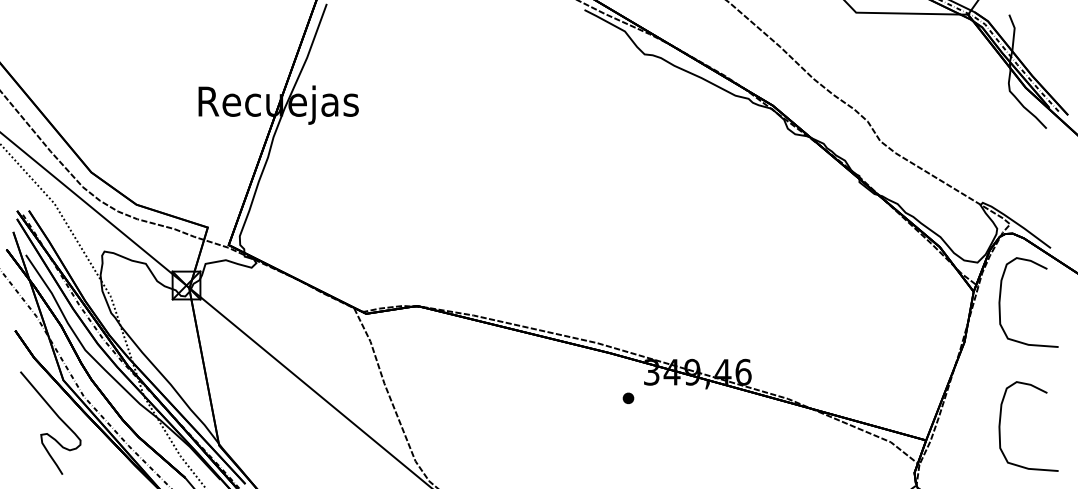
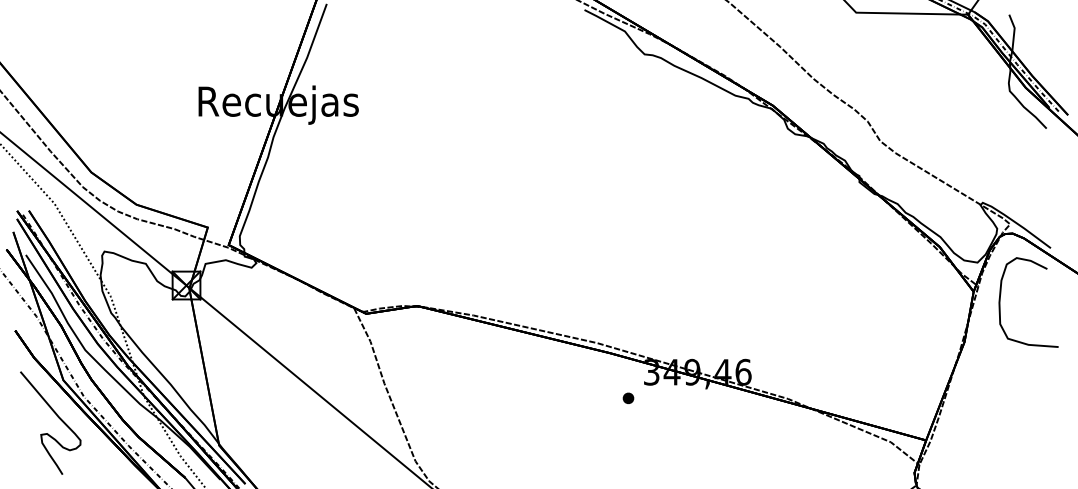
curve: present -> none (1000, 426)
